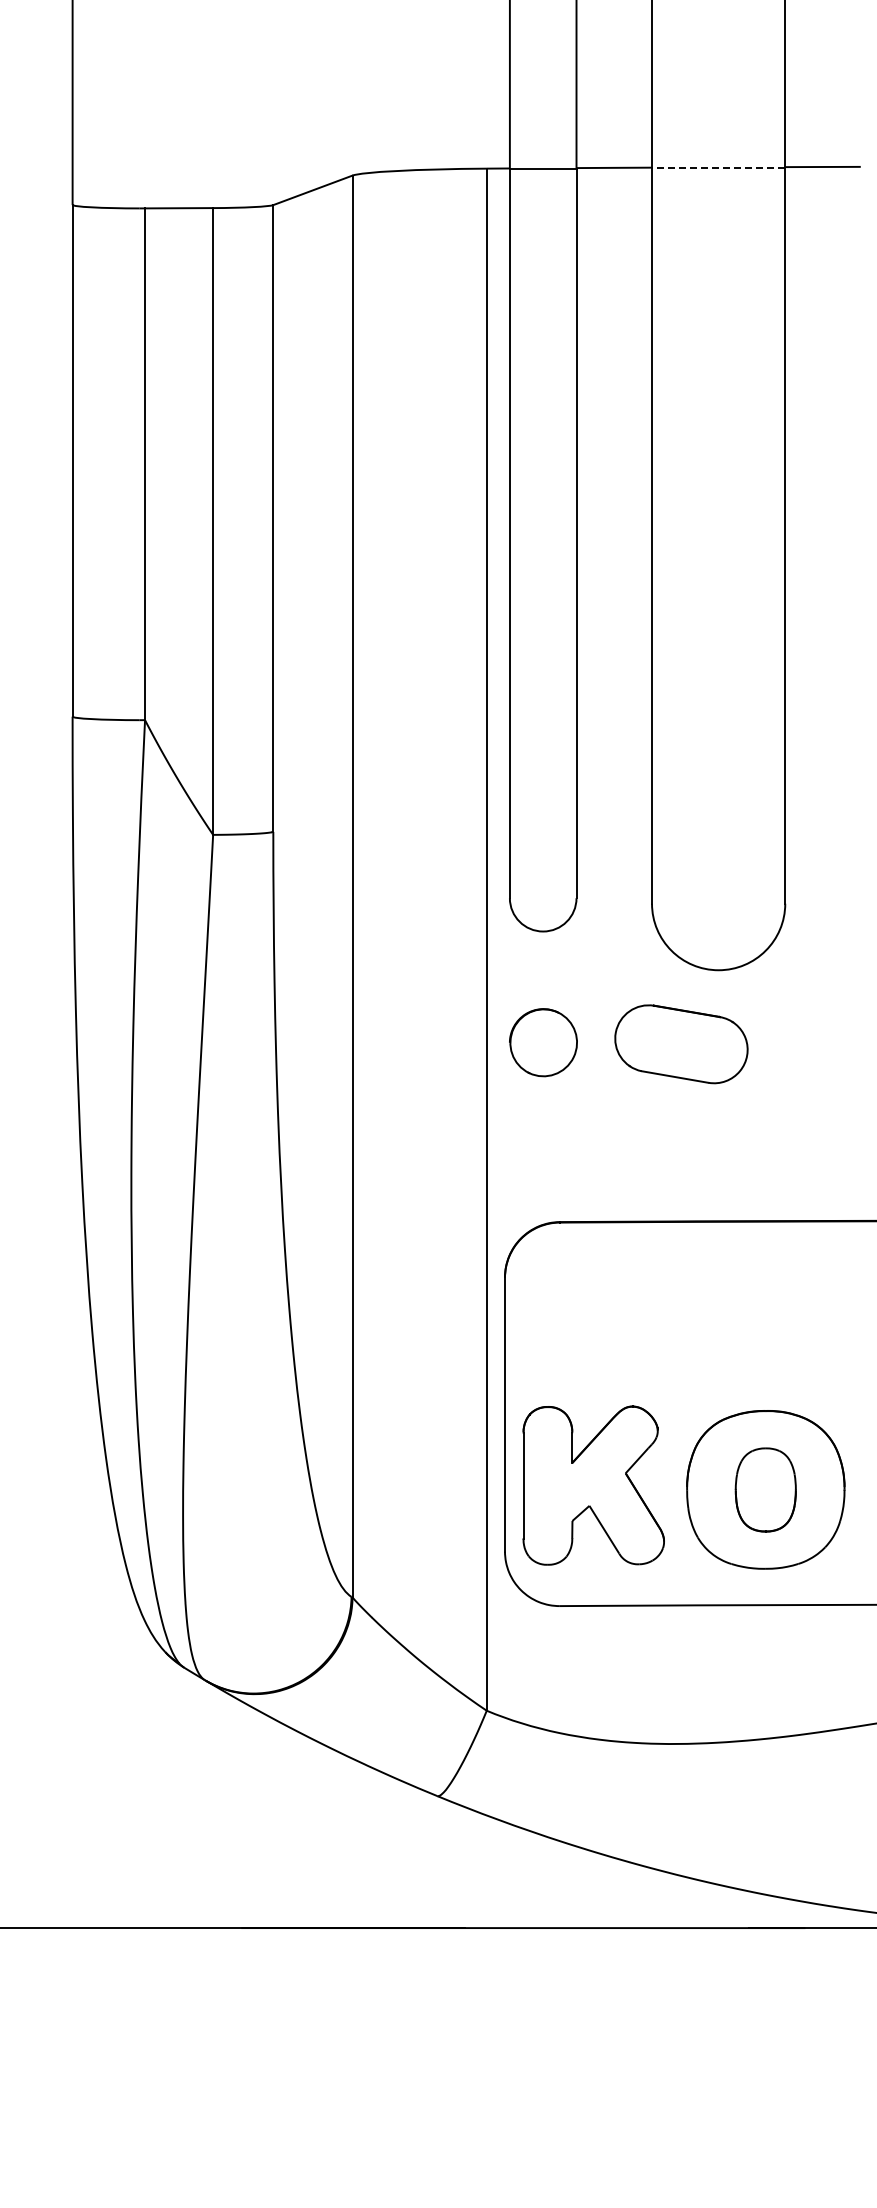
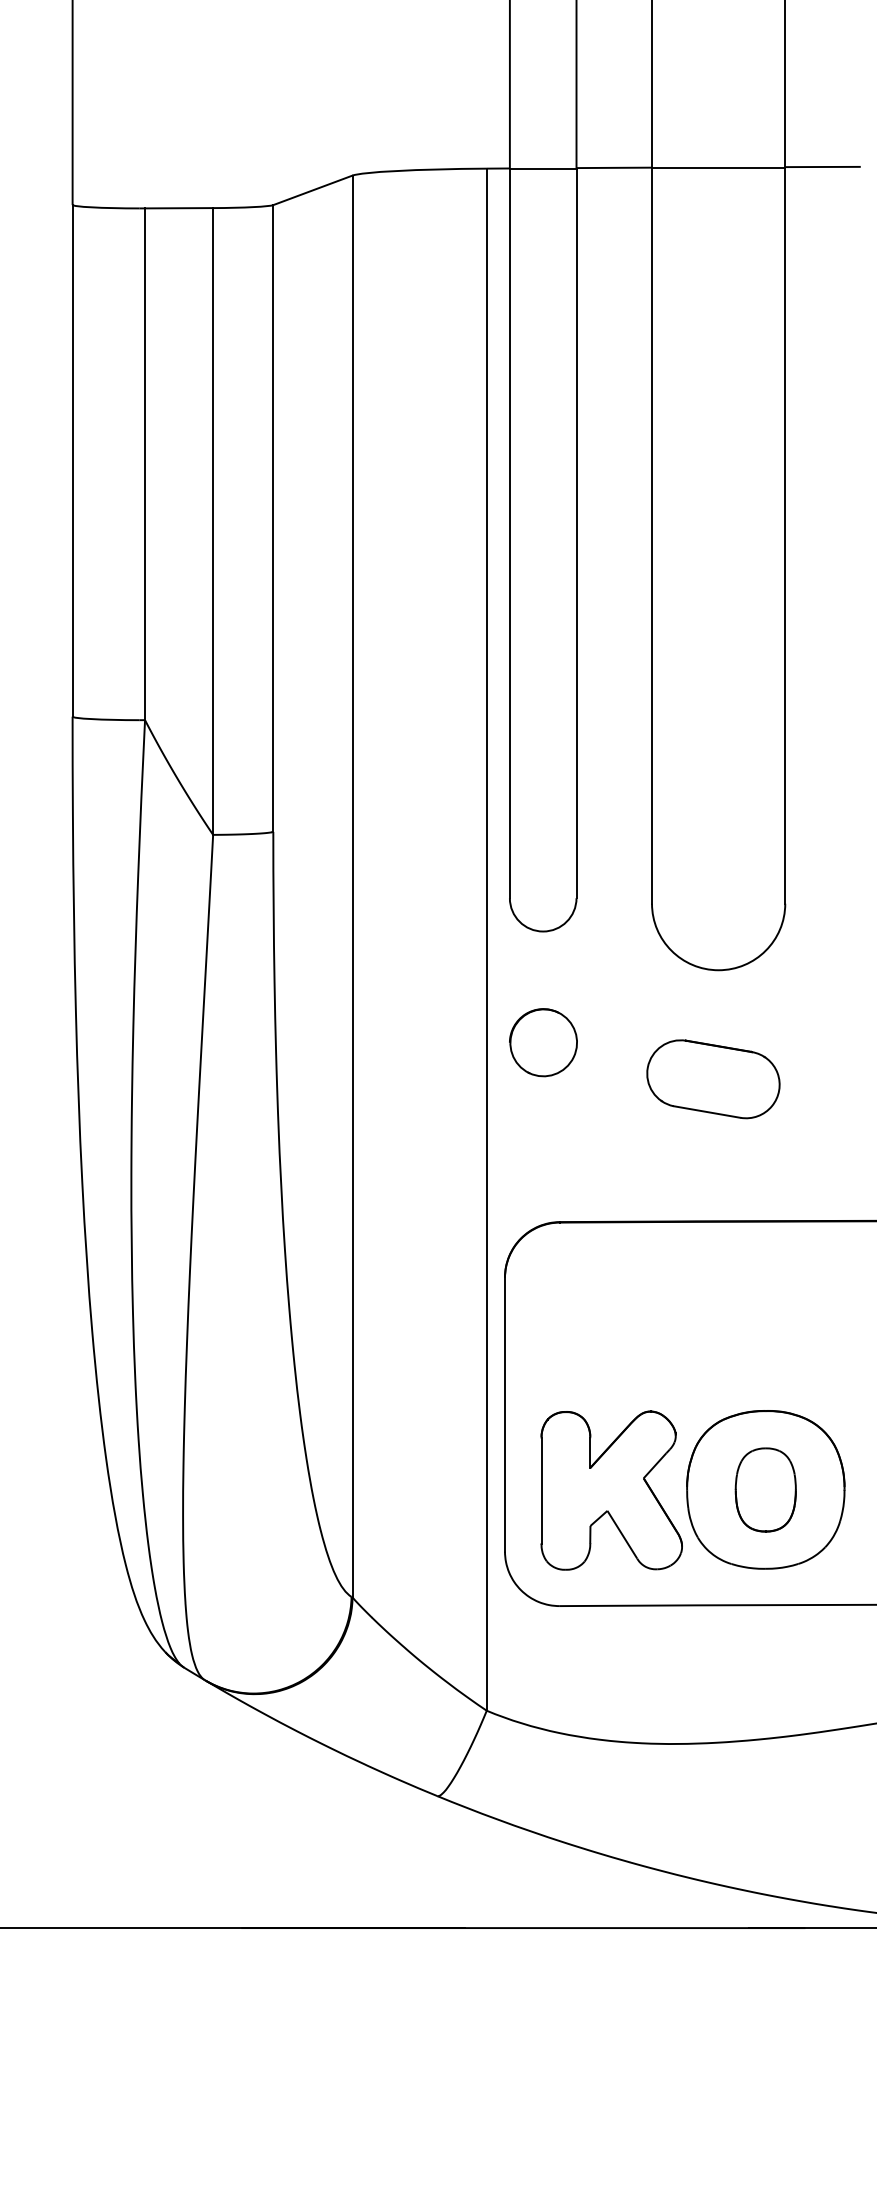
line: dashed -> solid (718, 167)
part position: (681, 1044) -> (713, 1079) (713, 1079)
part position: (593, 1485) -> (611, 1490) (611, 1490)
